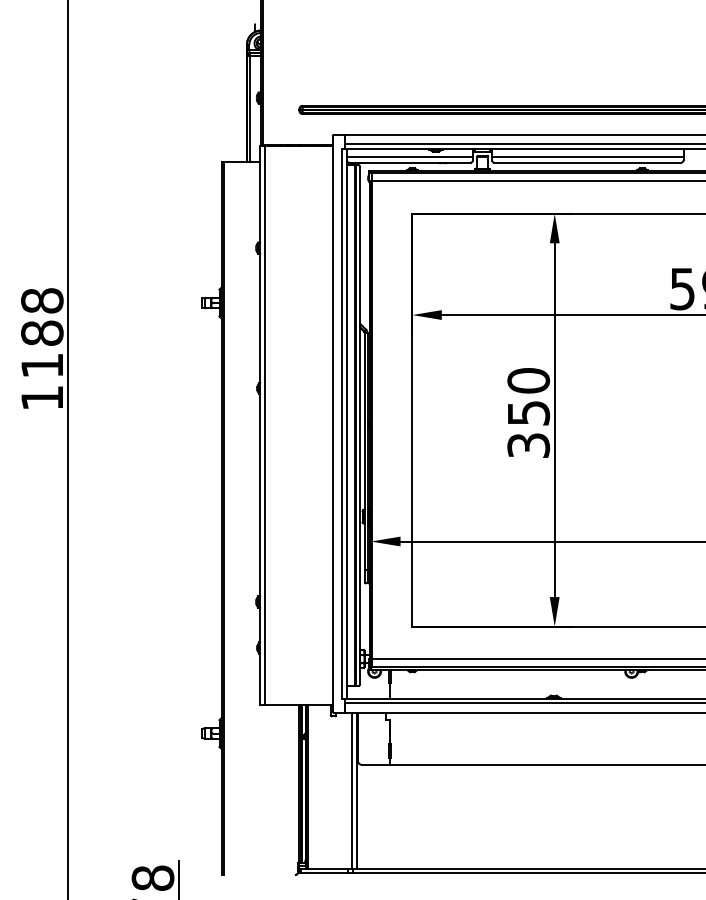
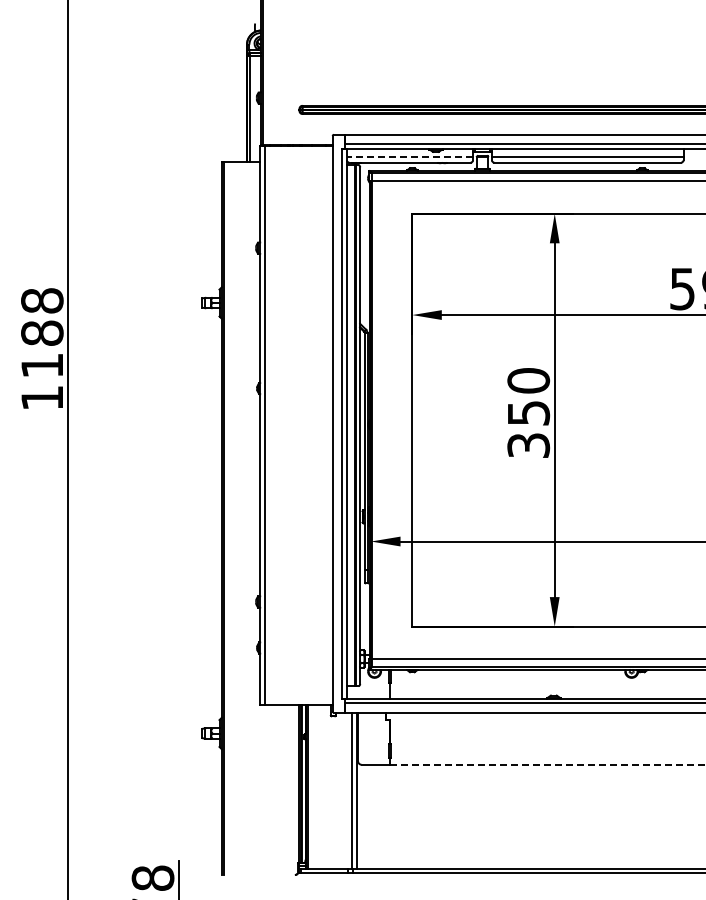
line: solid -> dashed (409, 156)
line: solid -> dashed (547, 764)
